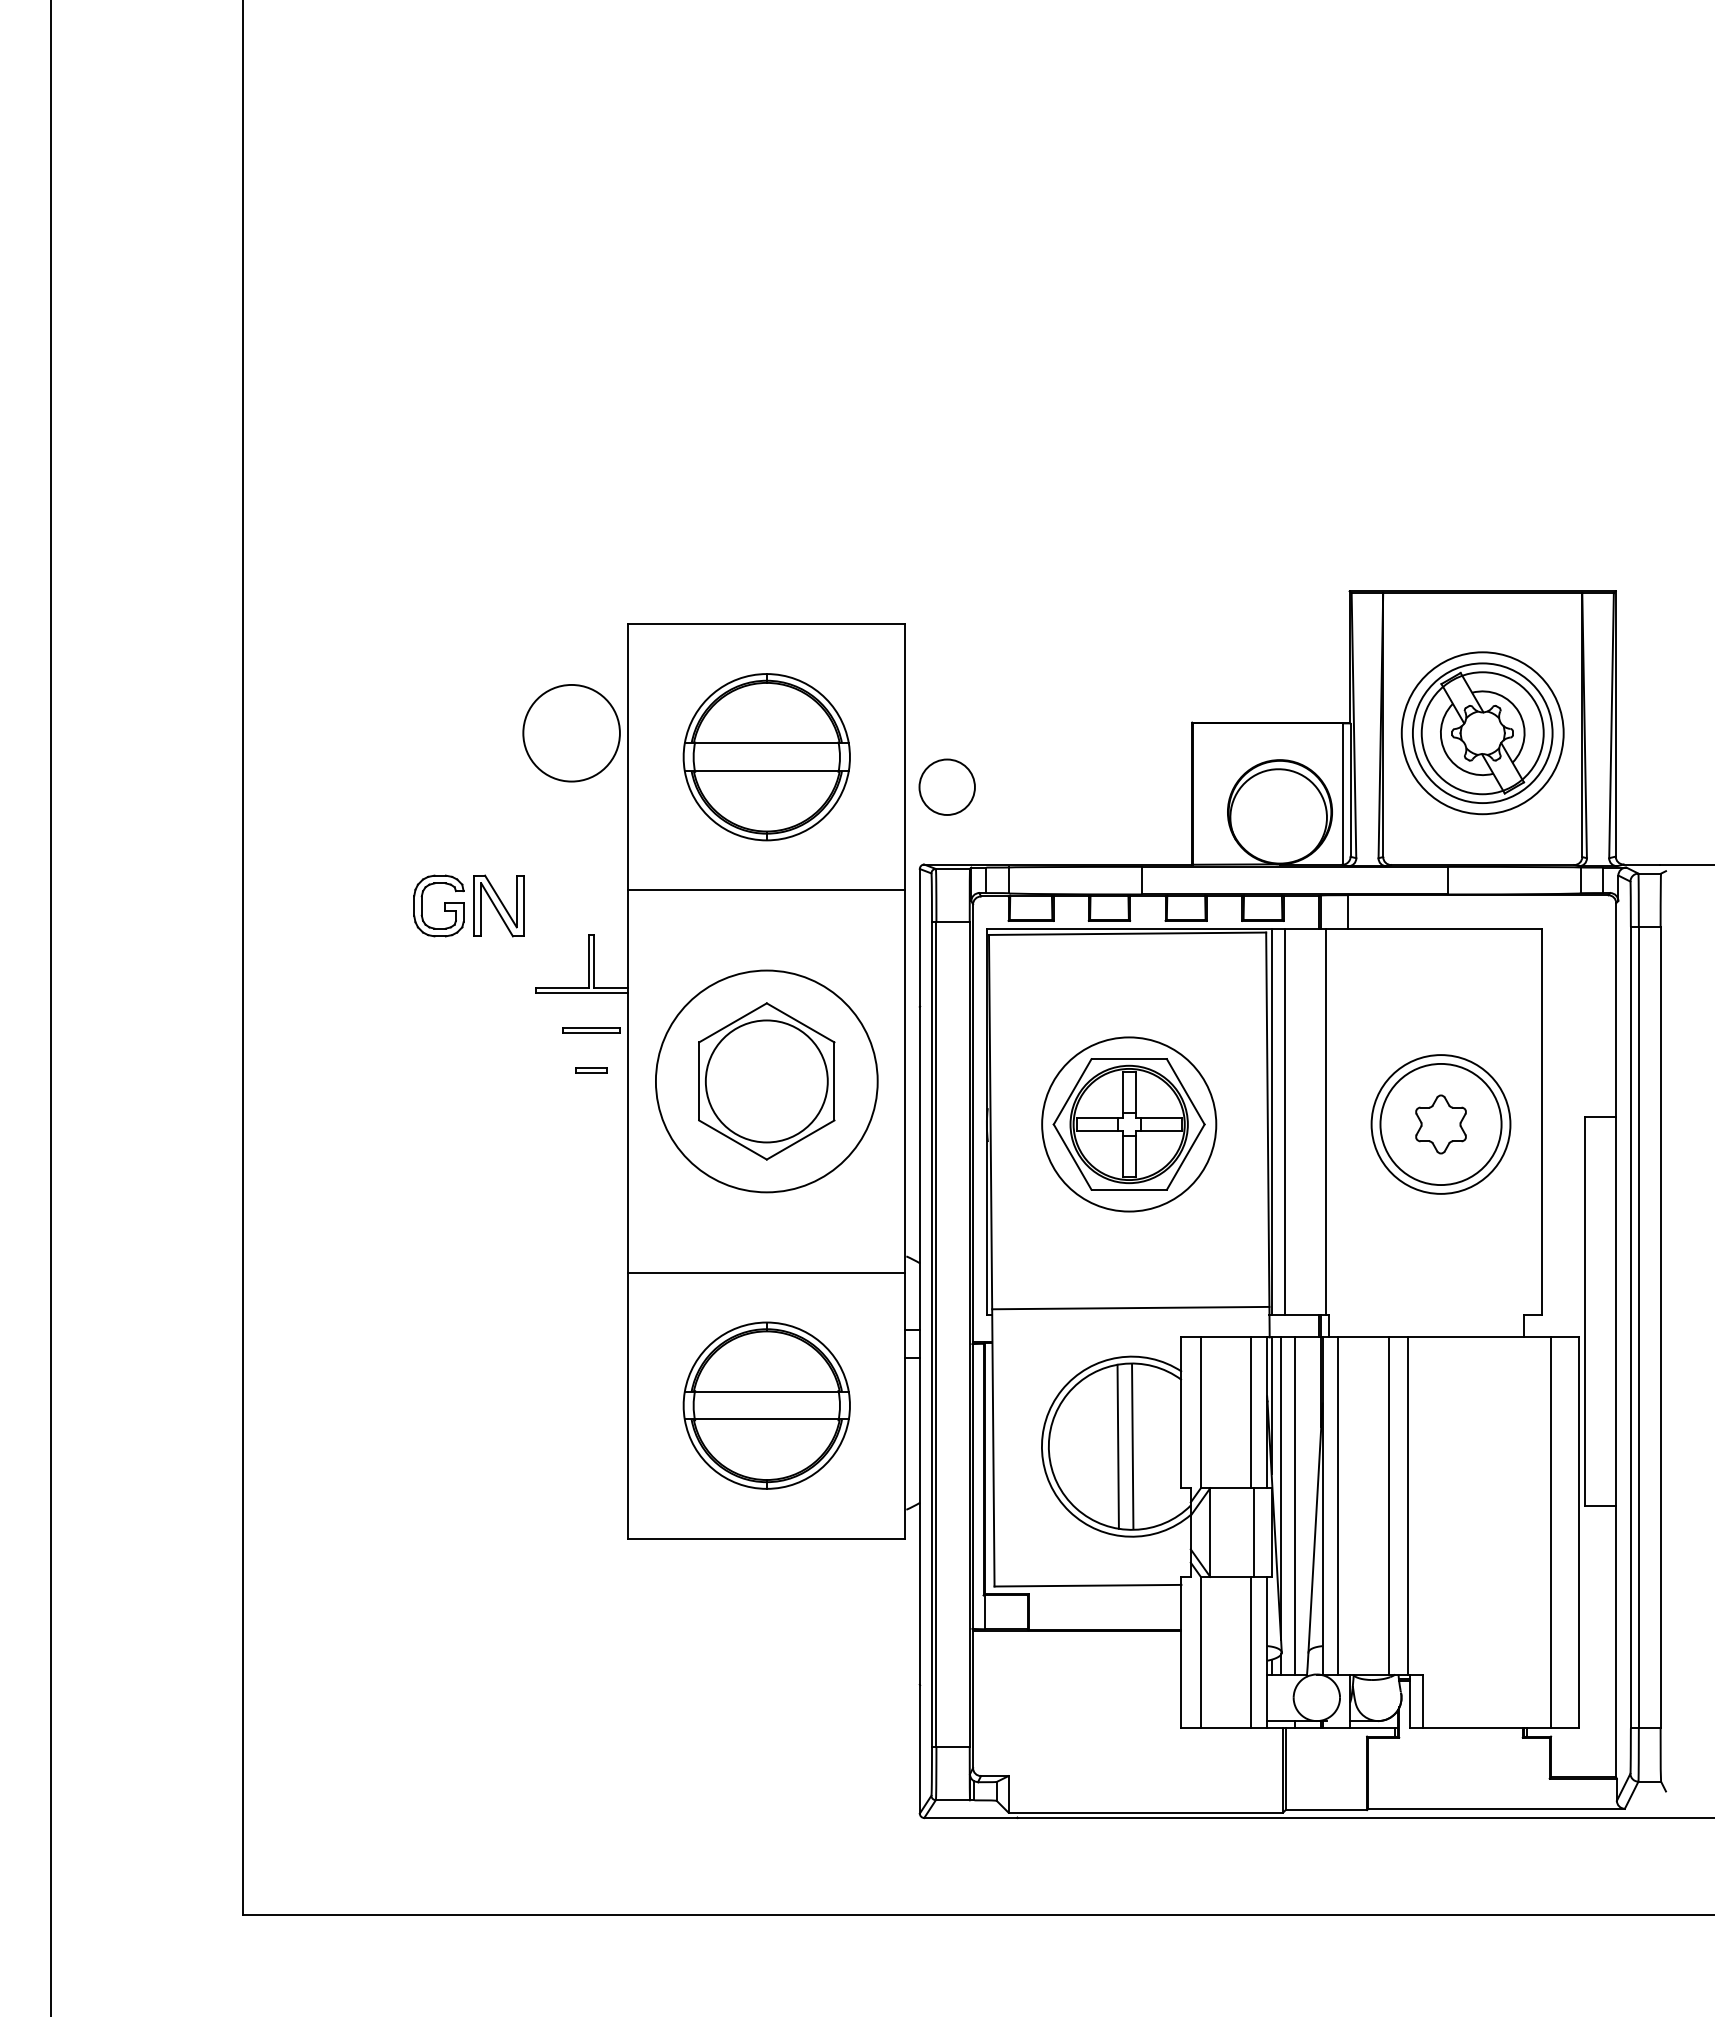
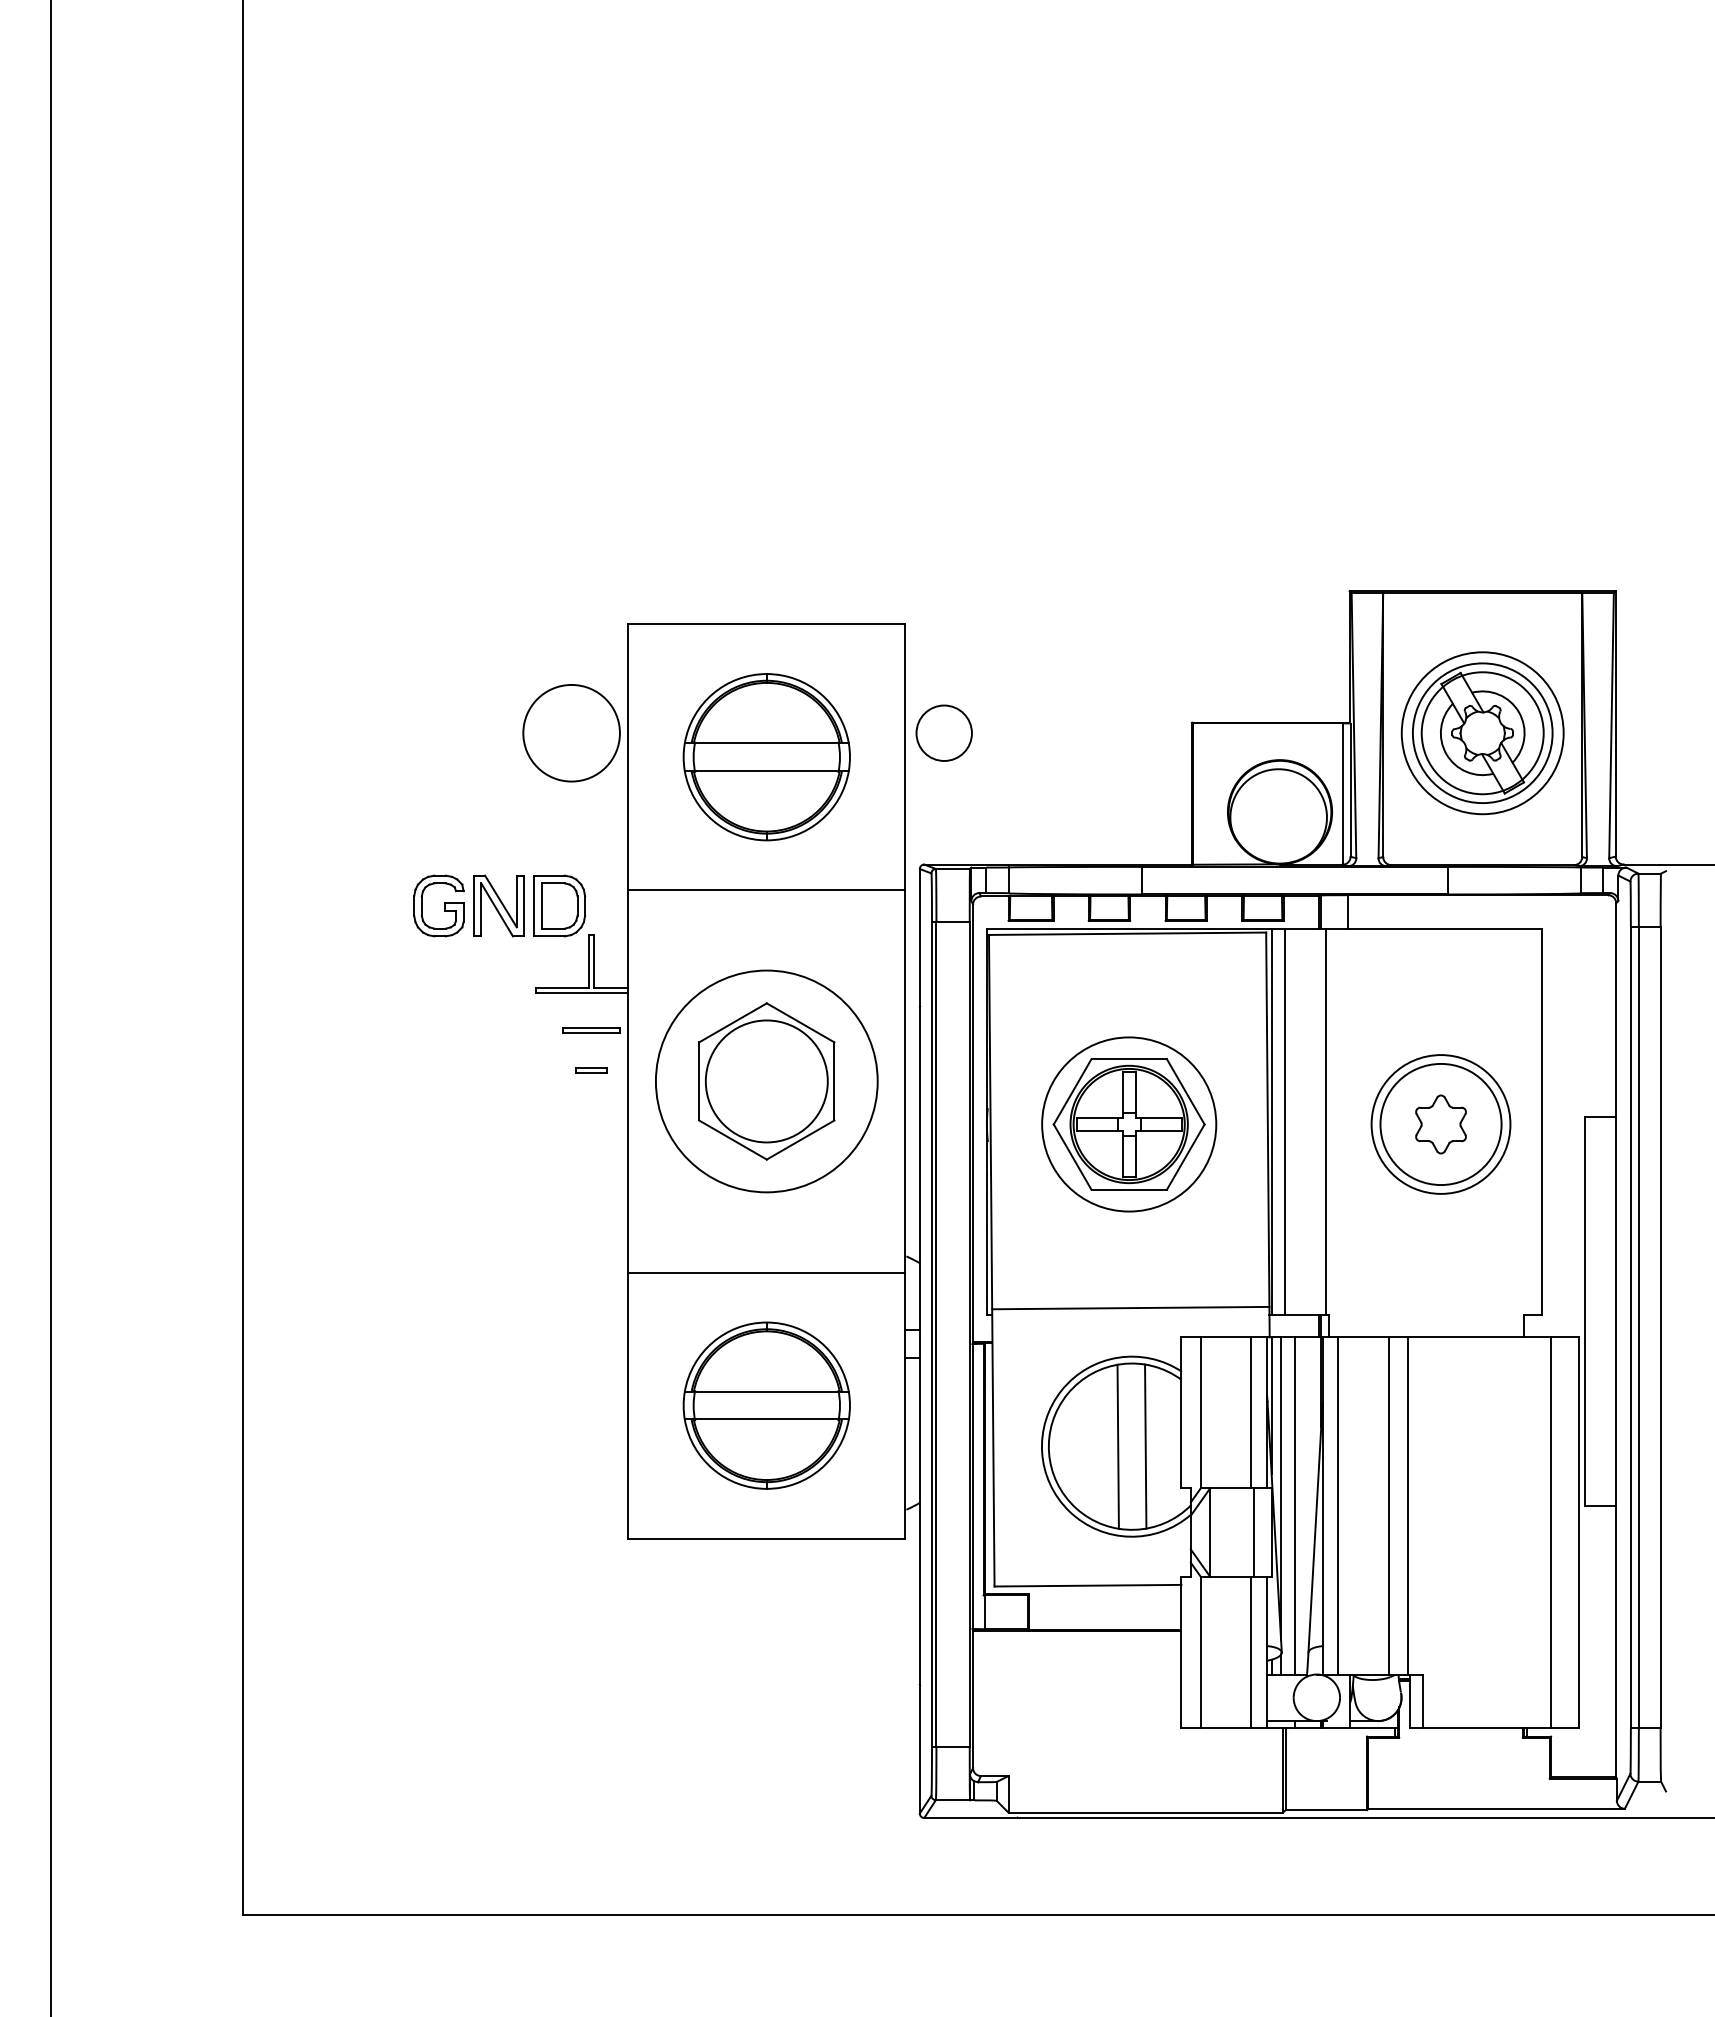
circle position: (946, 786) -> (943, 732) (943, 732)
part: none -> present (559, 905)
line position: (1132, 1446) -> (1145, 1446) (1145, 1446)
